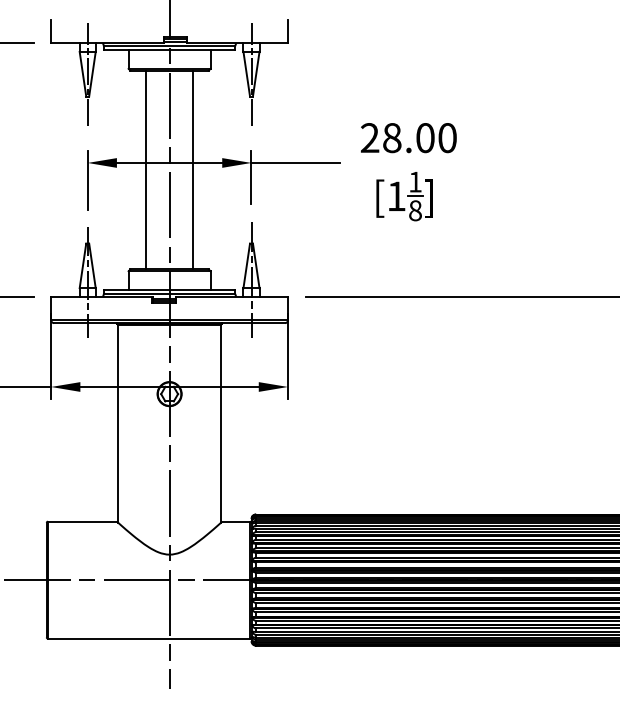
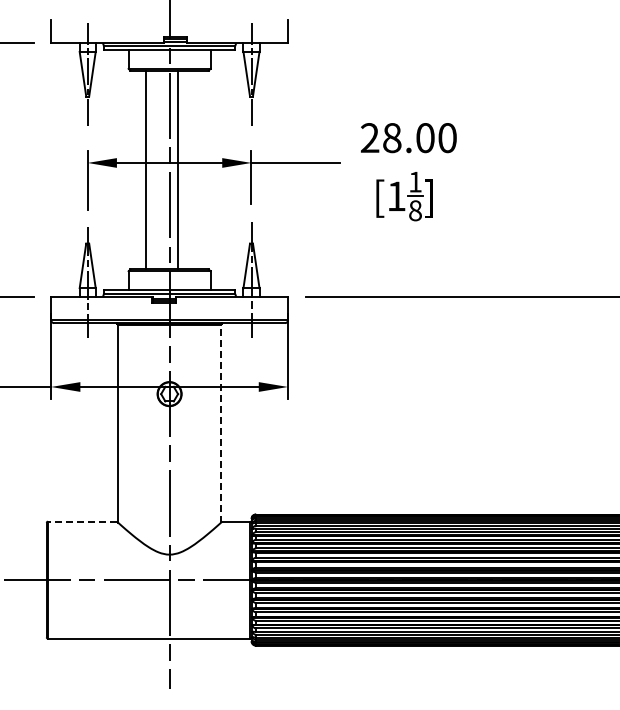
line position: (193, 169) -> (178, 169) (178, 169)
line: solid -> dashed (220, 424)
line: solid -> dashed (82, 521)
